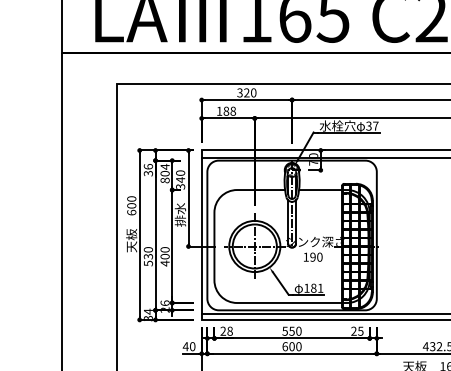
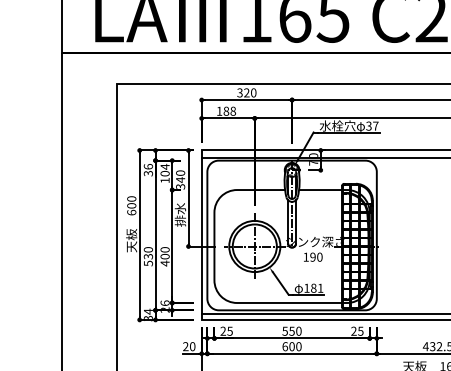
text: 804 -> 104 (164, 180)
text: 28 -> 25 (229, 330)
text: 40 -> 20 (185, 346)
